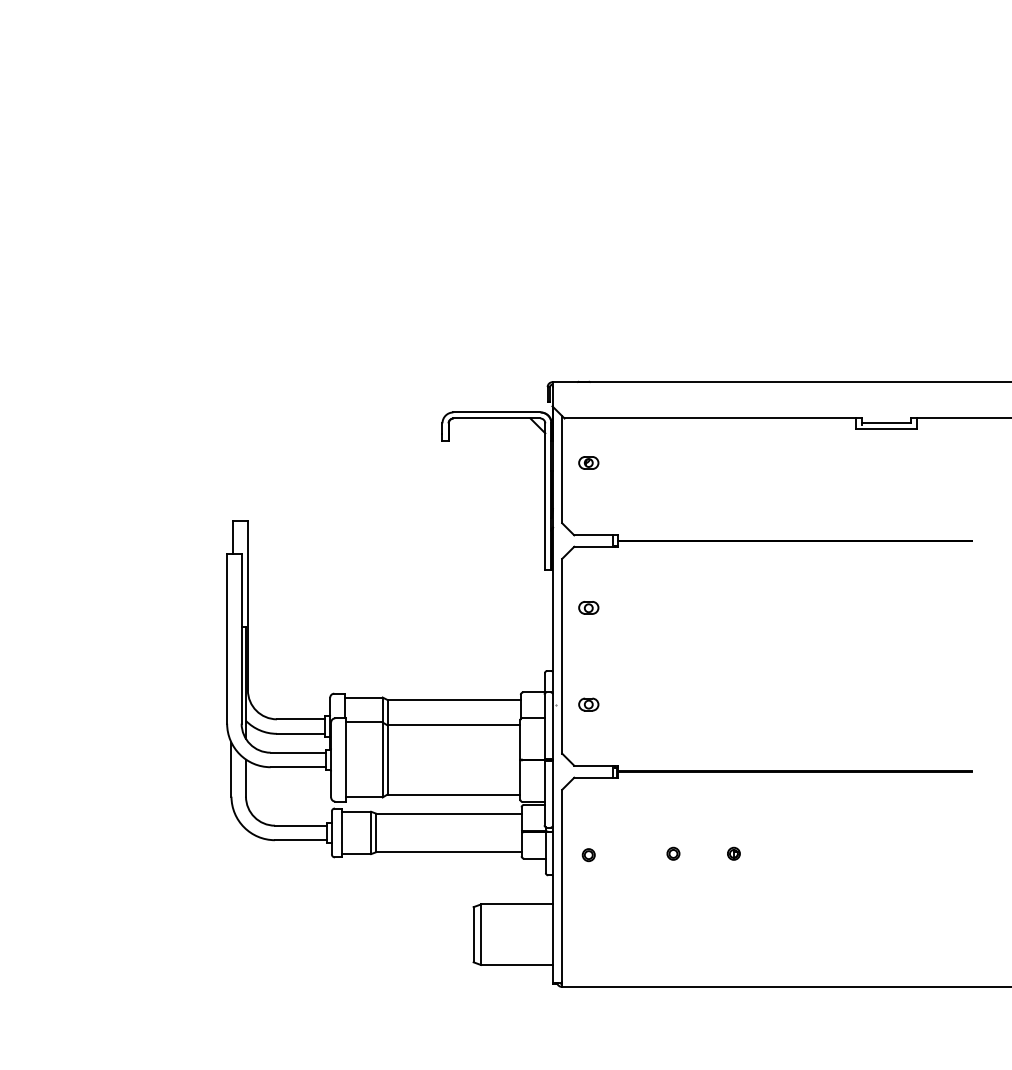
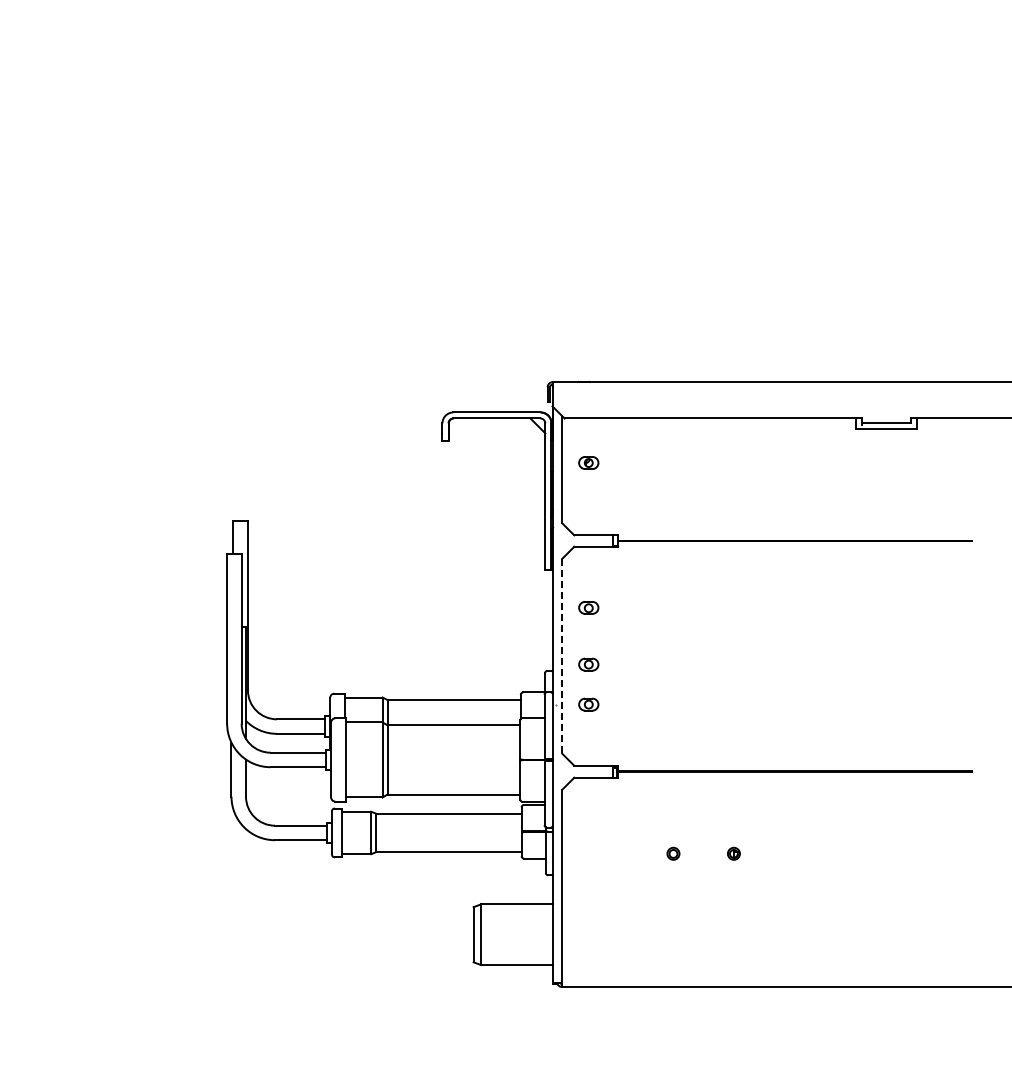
line: solid -> dashed (562, 656)
part: none -> present (588, 664)
part: present -> none (588, 855)
